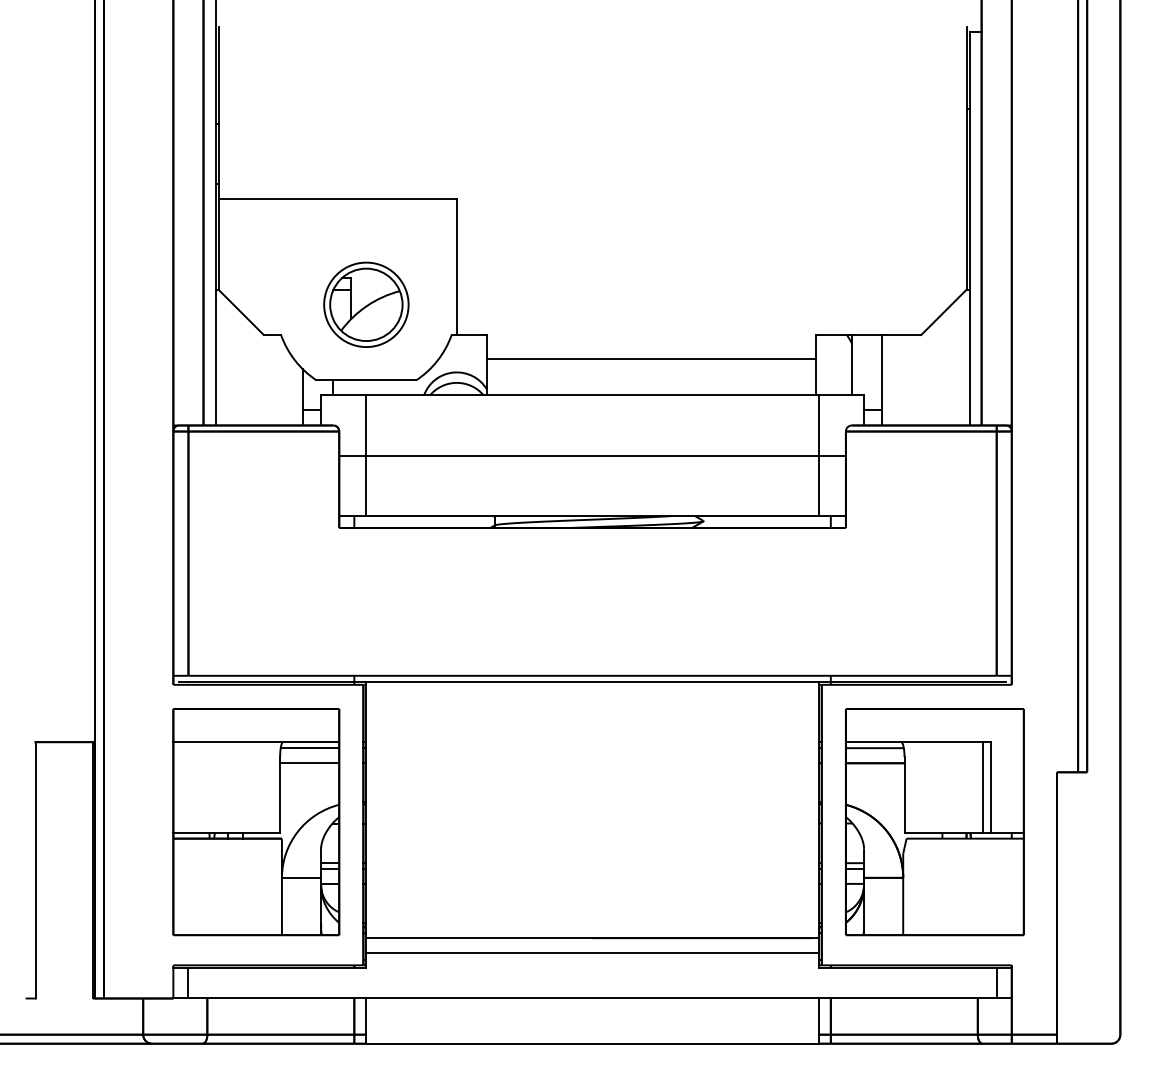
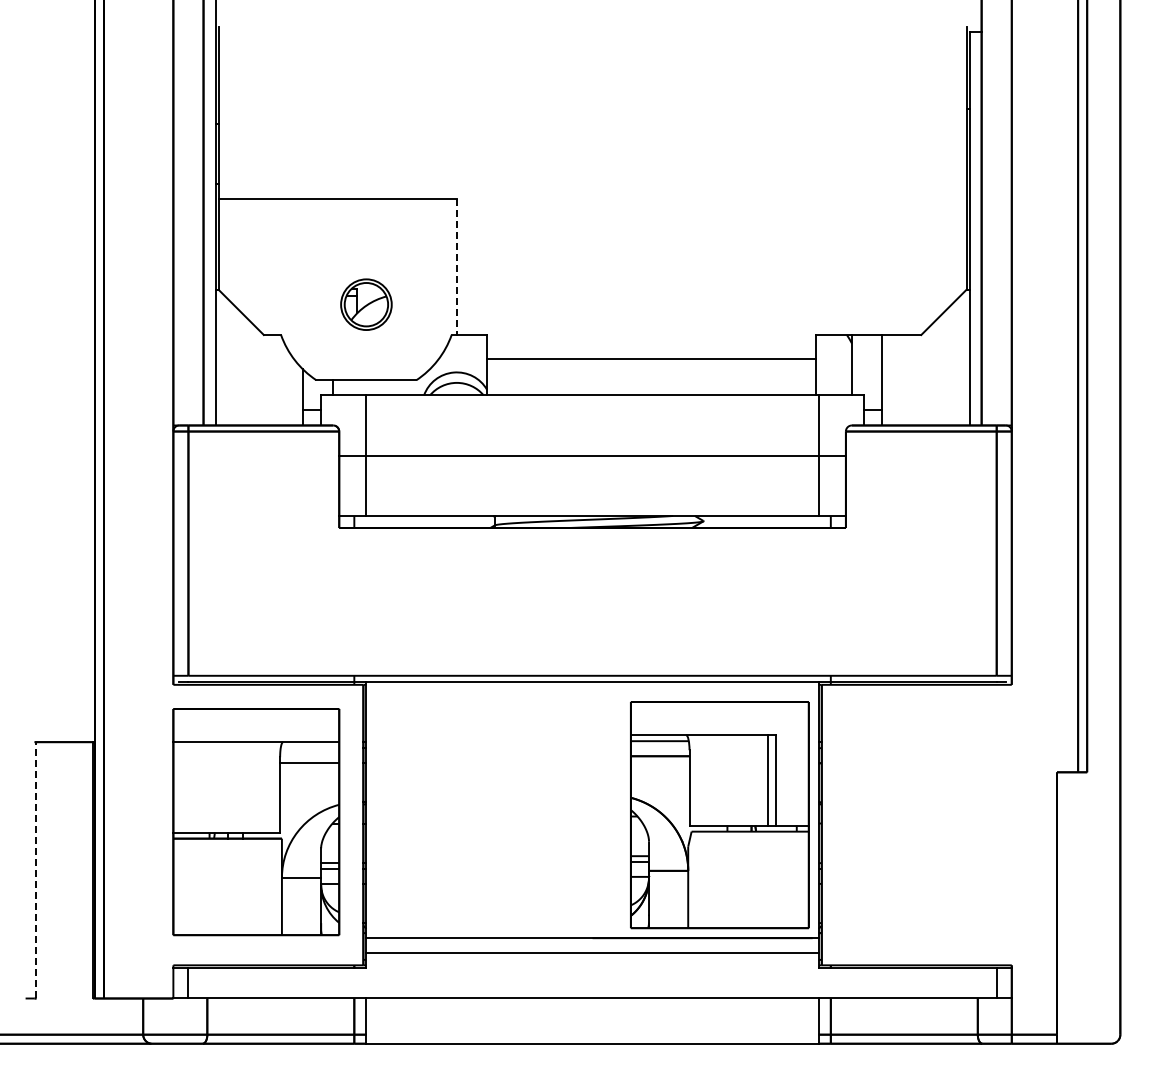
line: solid -> dashed (456, 267)
part size: 87x87 px -> 53x53 px (366, 304)
line: present -> none (309, 748)
part position: (934, 822) -> (719, 815) (719, 815)
line: solid -> dashed (36, 869)
